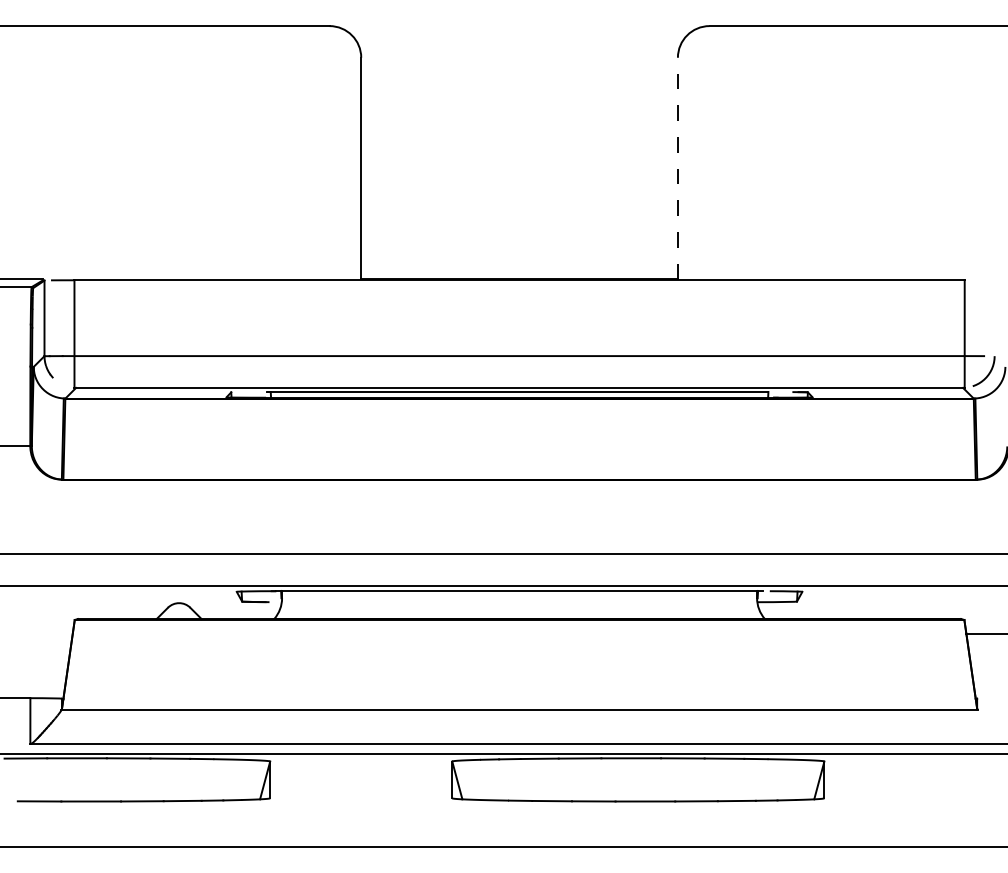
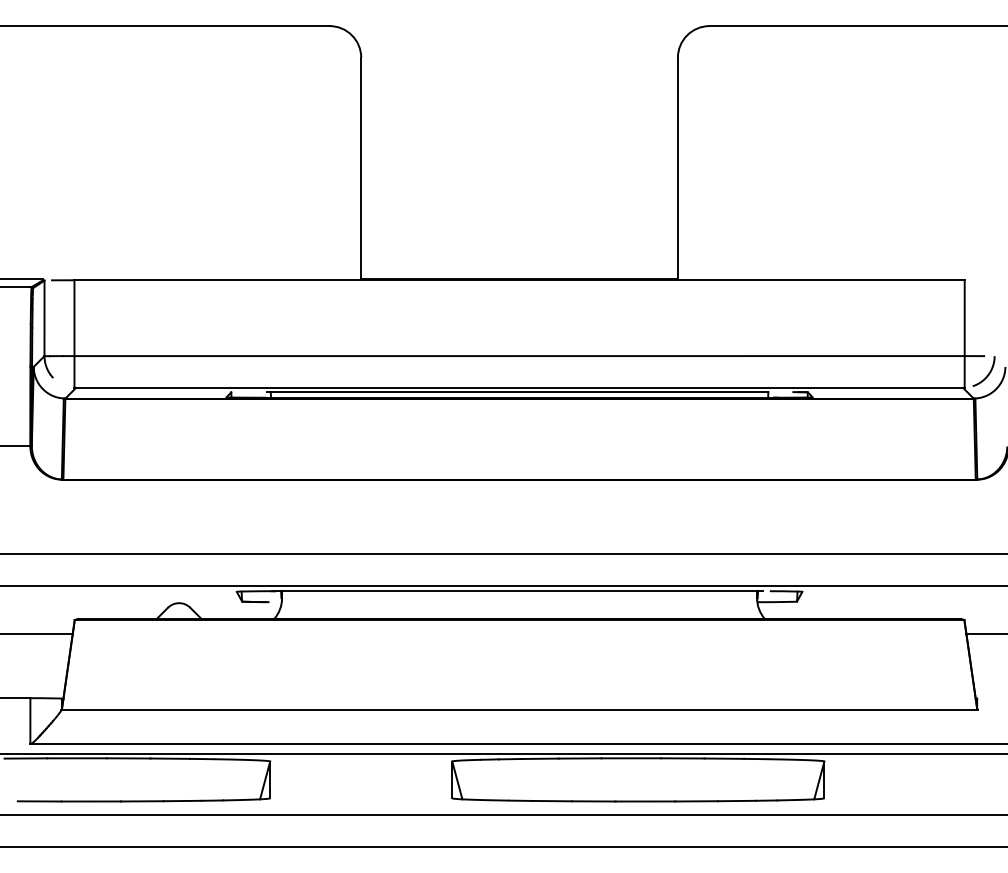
line: dashed -> solid (677, 168)
line: none -> present (37, 633)
line: none -> present (503, 815)
